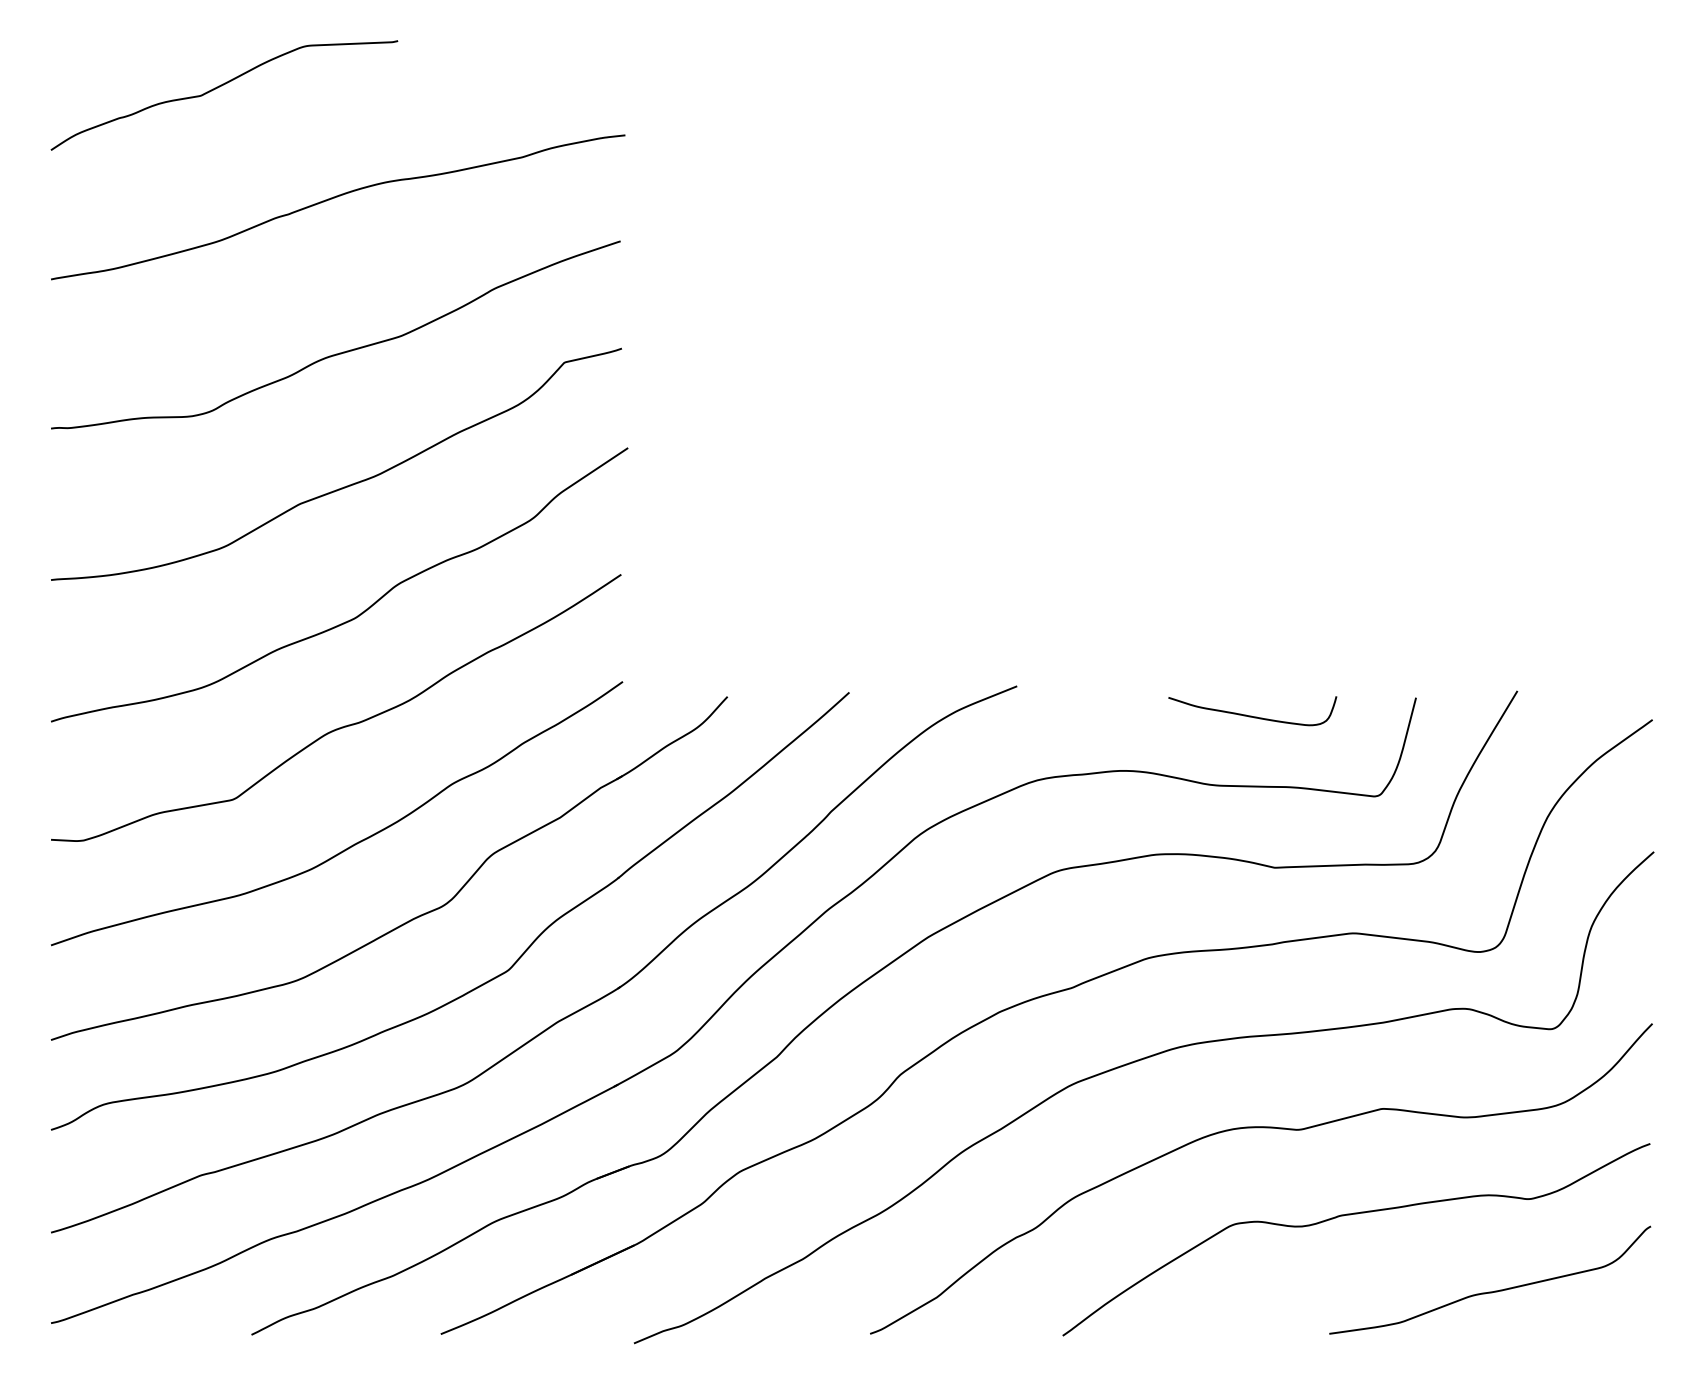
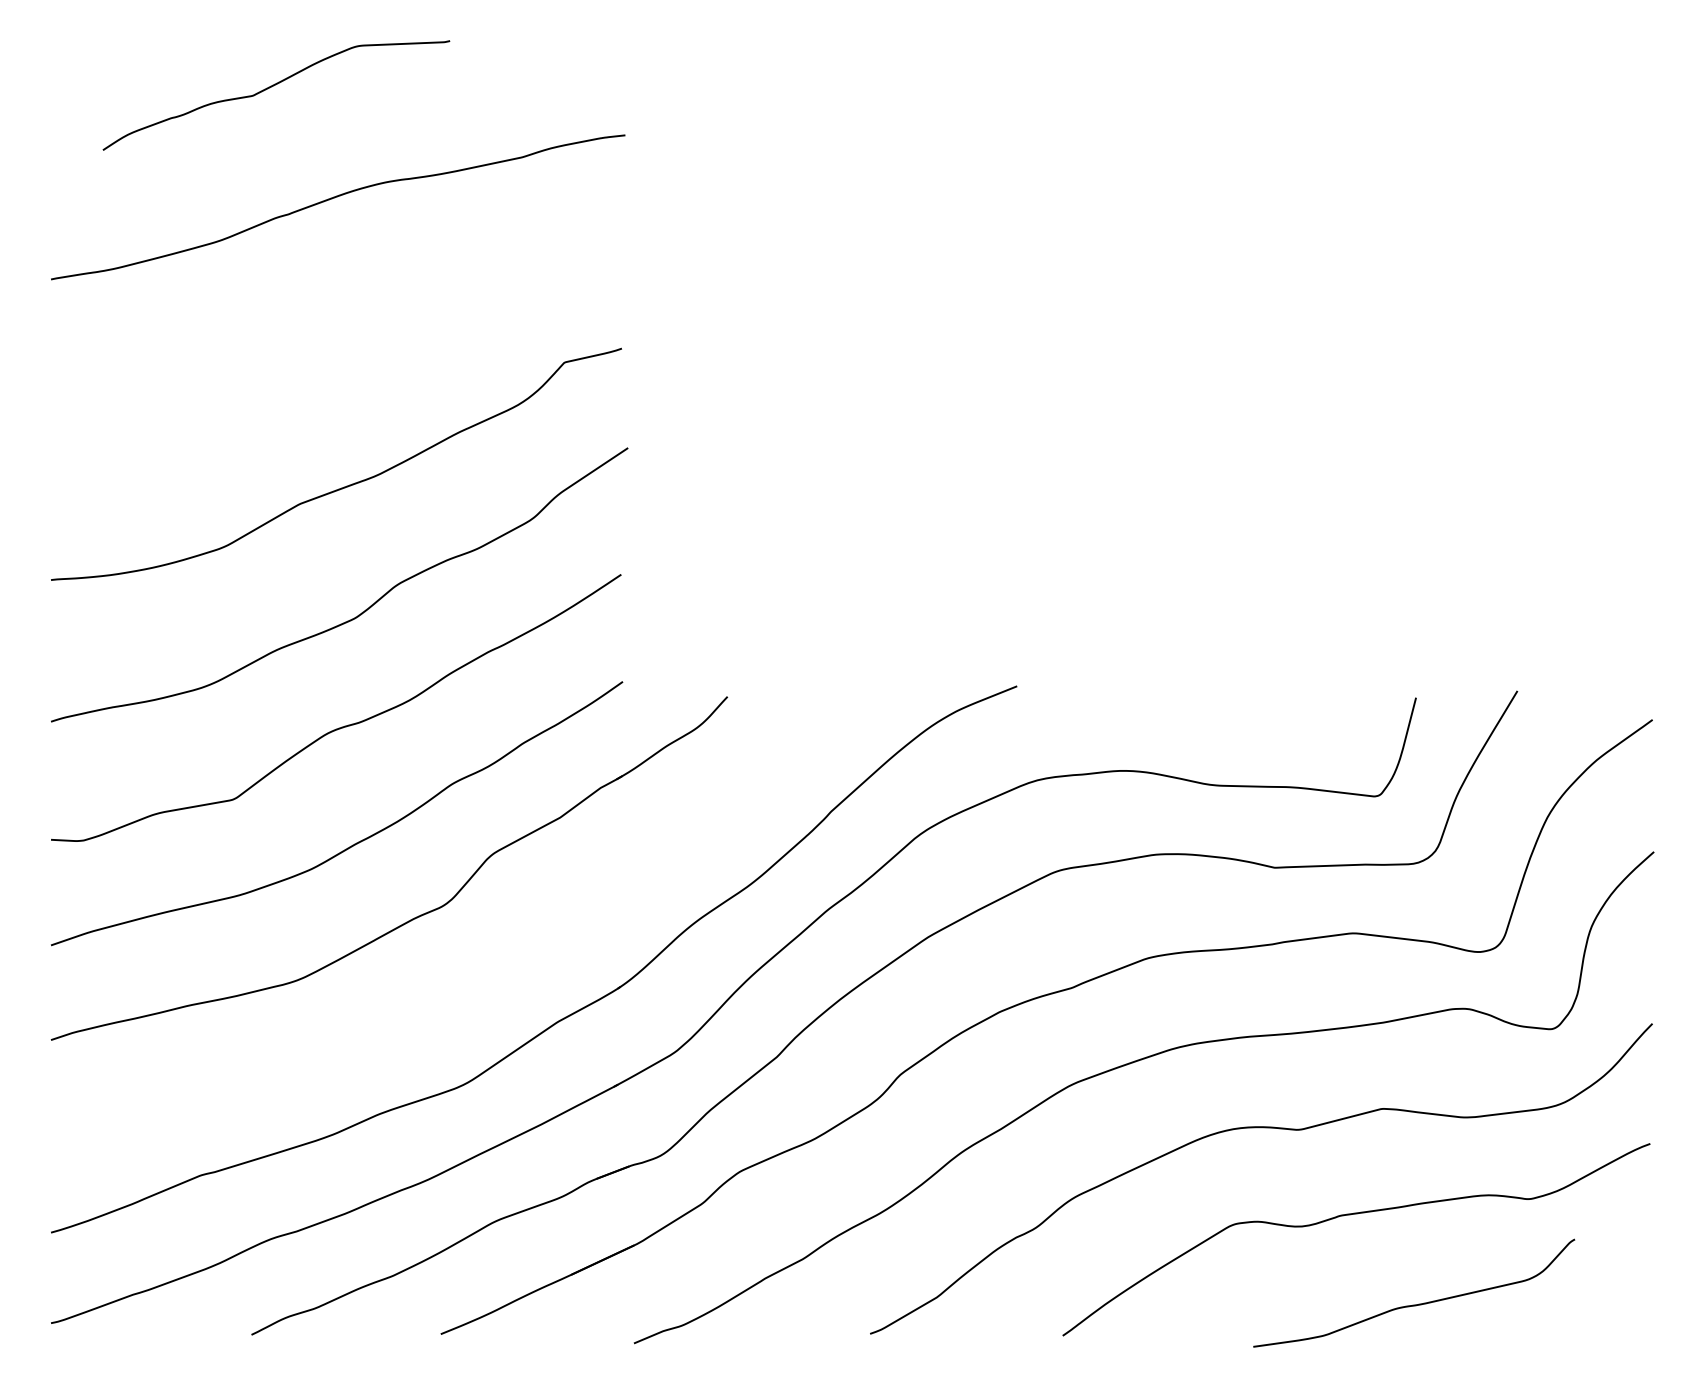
curve position: (219, 87) -> (271, 87) (271, 87)
curve: present -> none (339, 352)
curve: present -> none (1251, 715)
part: present -> none (491, 978)
curve position: (1494, 1290) -> (1418, 1303) (1418, 1303)
